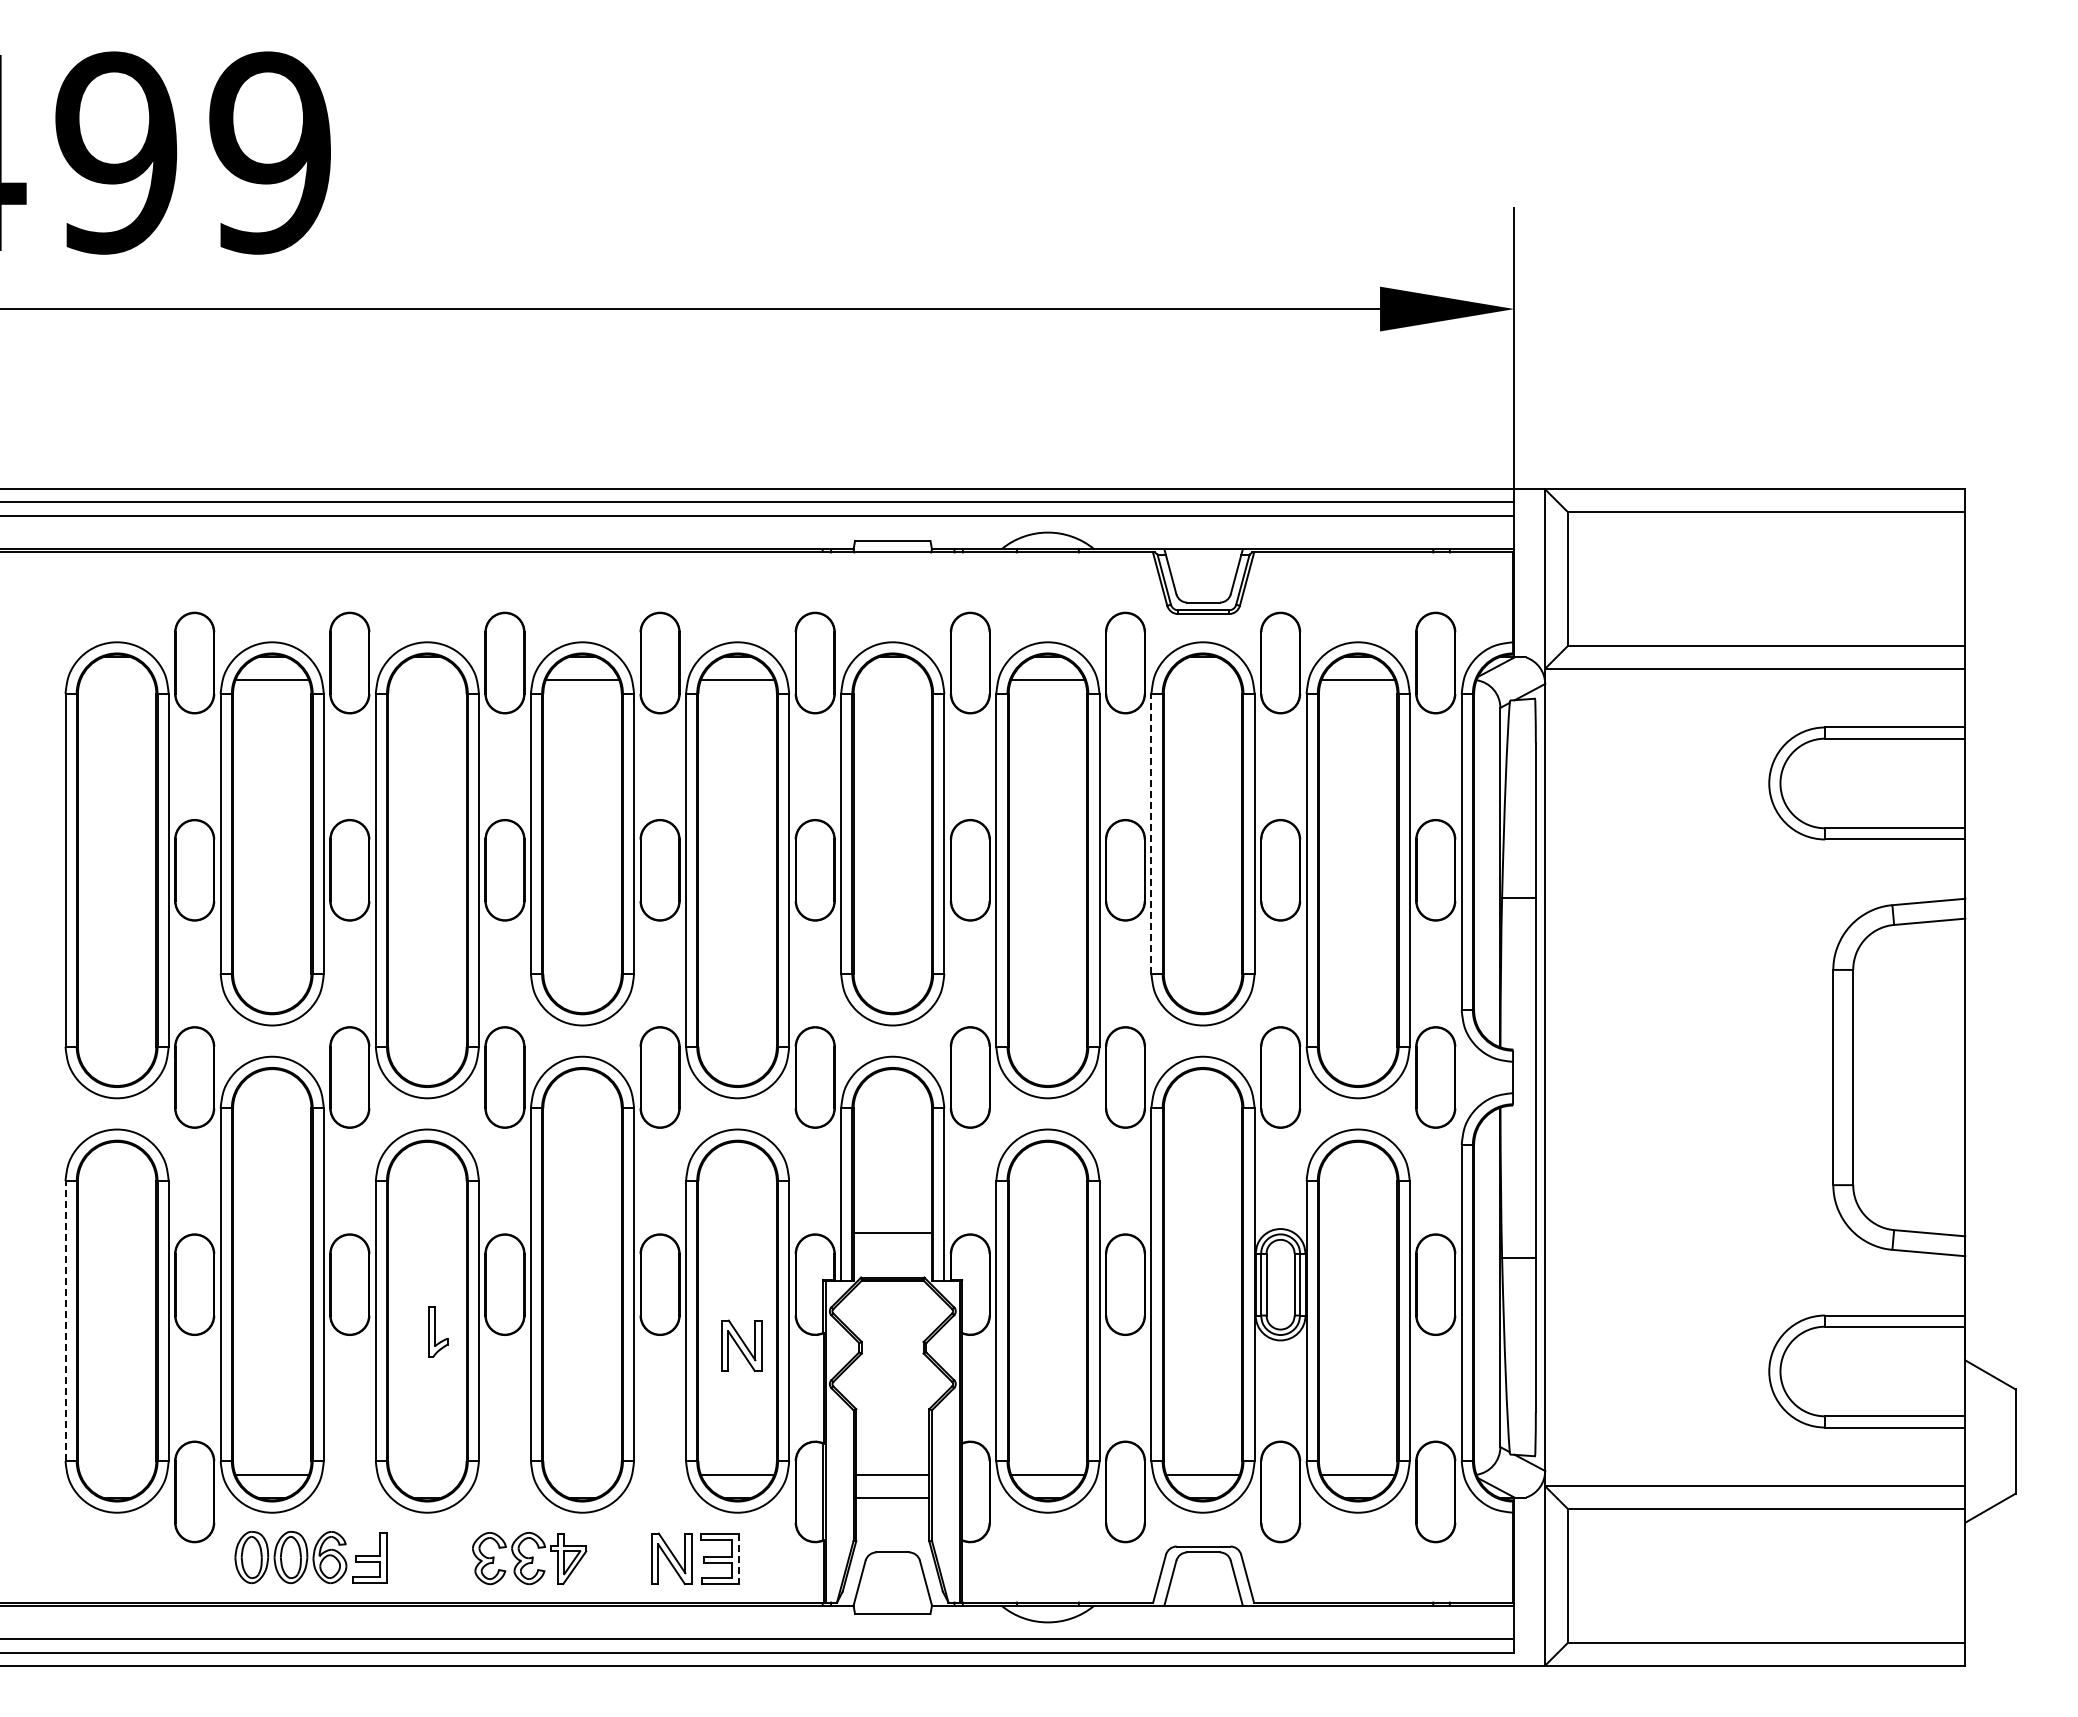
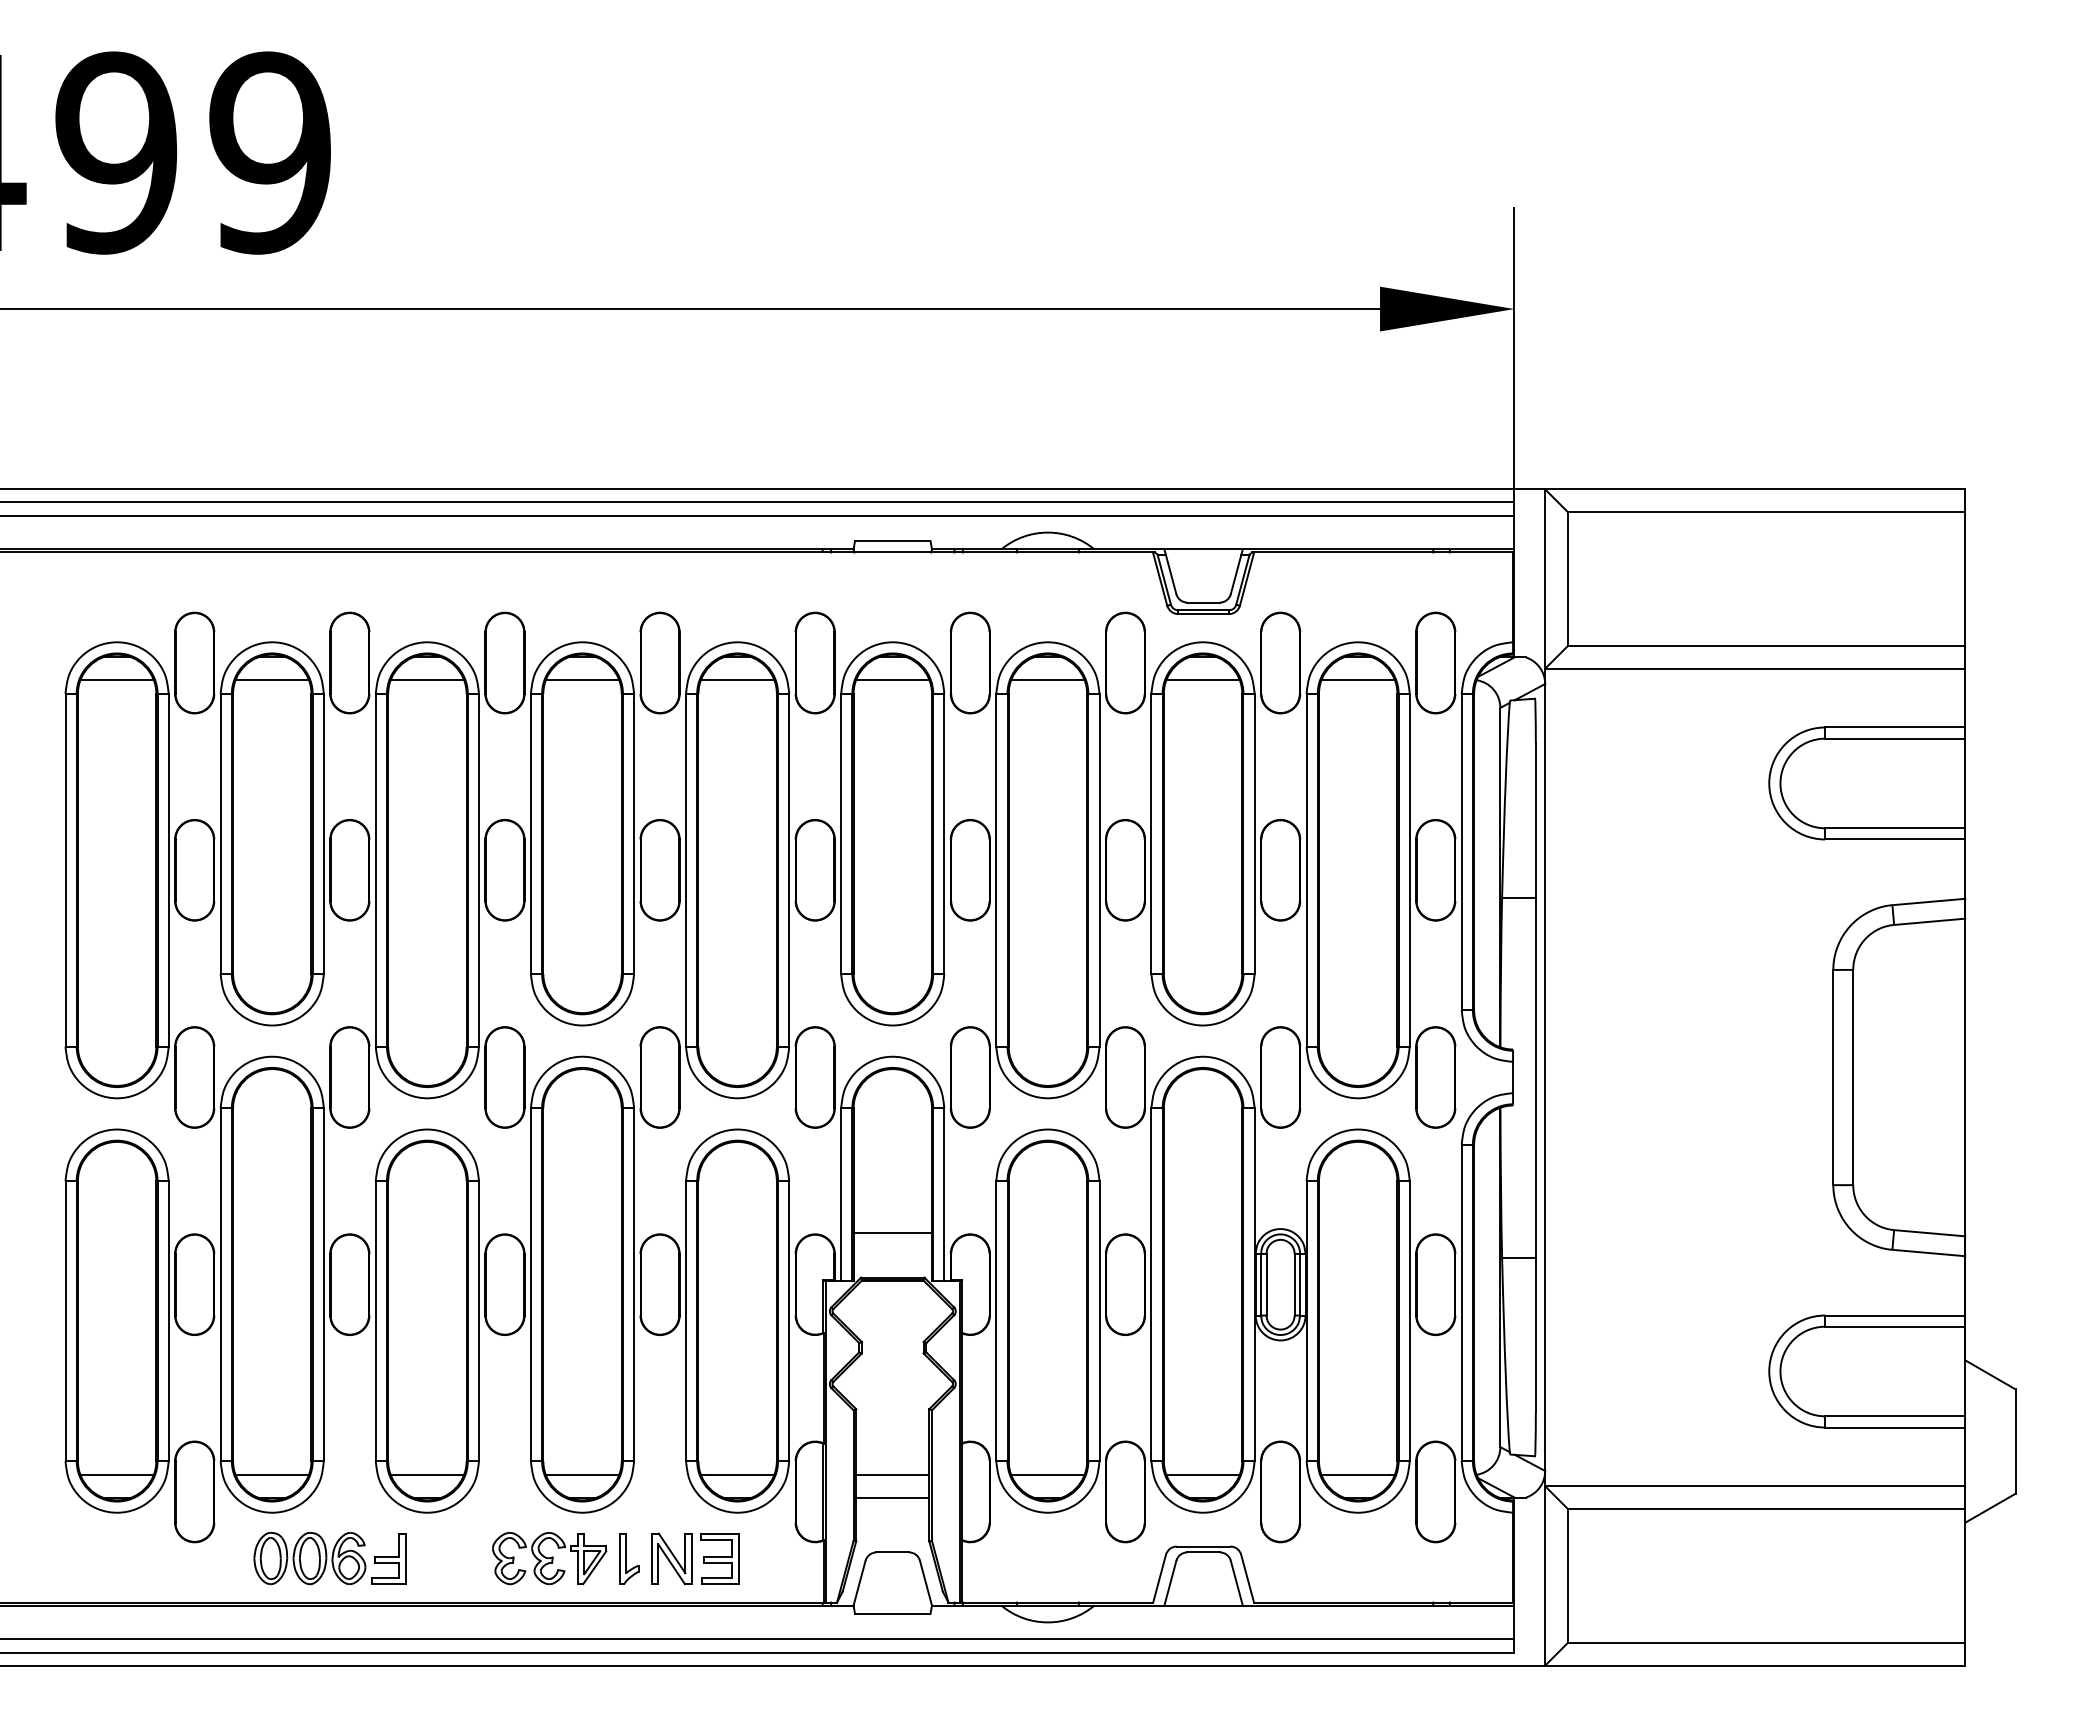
line: none -> present (116, 679)
line: none -> present (426, 679)
line: none -> present (892, 679)
line: none -> present (1202, 679)
line: dashed -> solid (1151, 833)
line: dashed -> solid (65, 1320)
part position: (438, 1331) -> (629, 1558) (629, 1558)
part: present -> none (741, 1345)
line: none -> present (116, 1475)
line: none -> present (426, 1475)
line: none -> present (582, 1475)
part position: (310, 1557) -> (329, 1558) (329, 1558)
part position: (529, 1558) -> (549, 1558) (549, 1558)
line: dashed -> solid (738, 1559)
